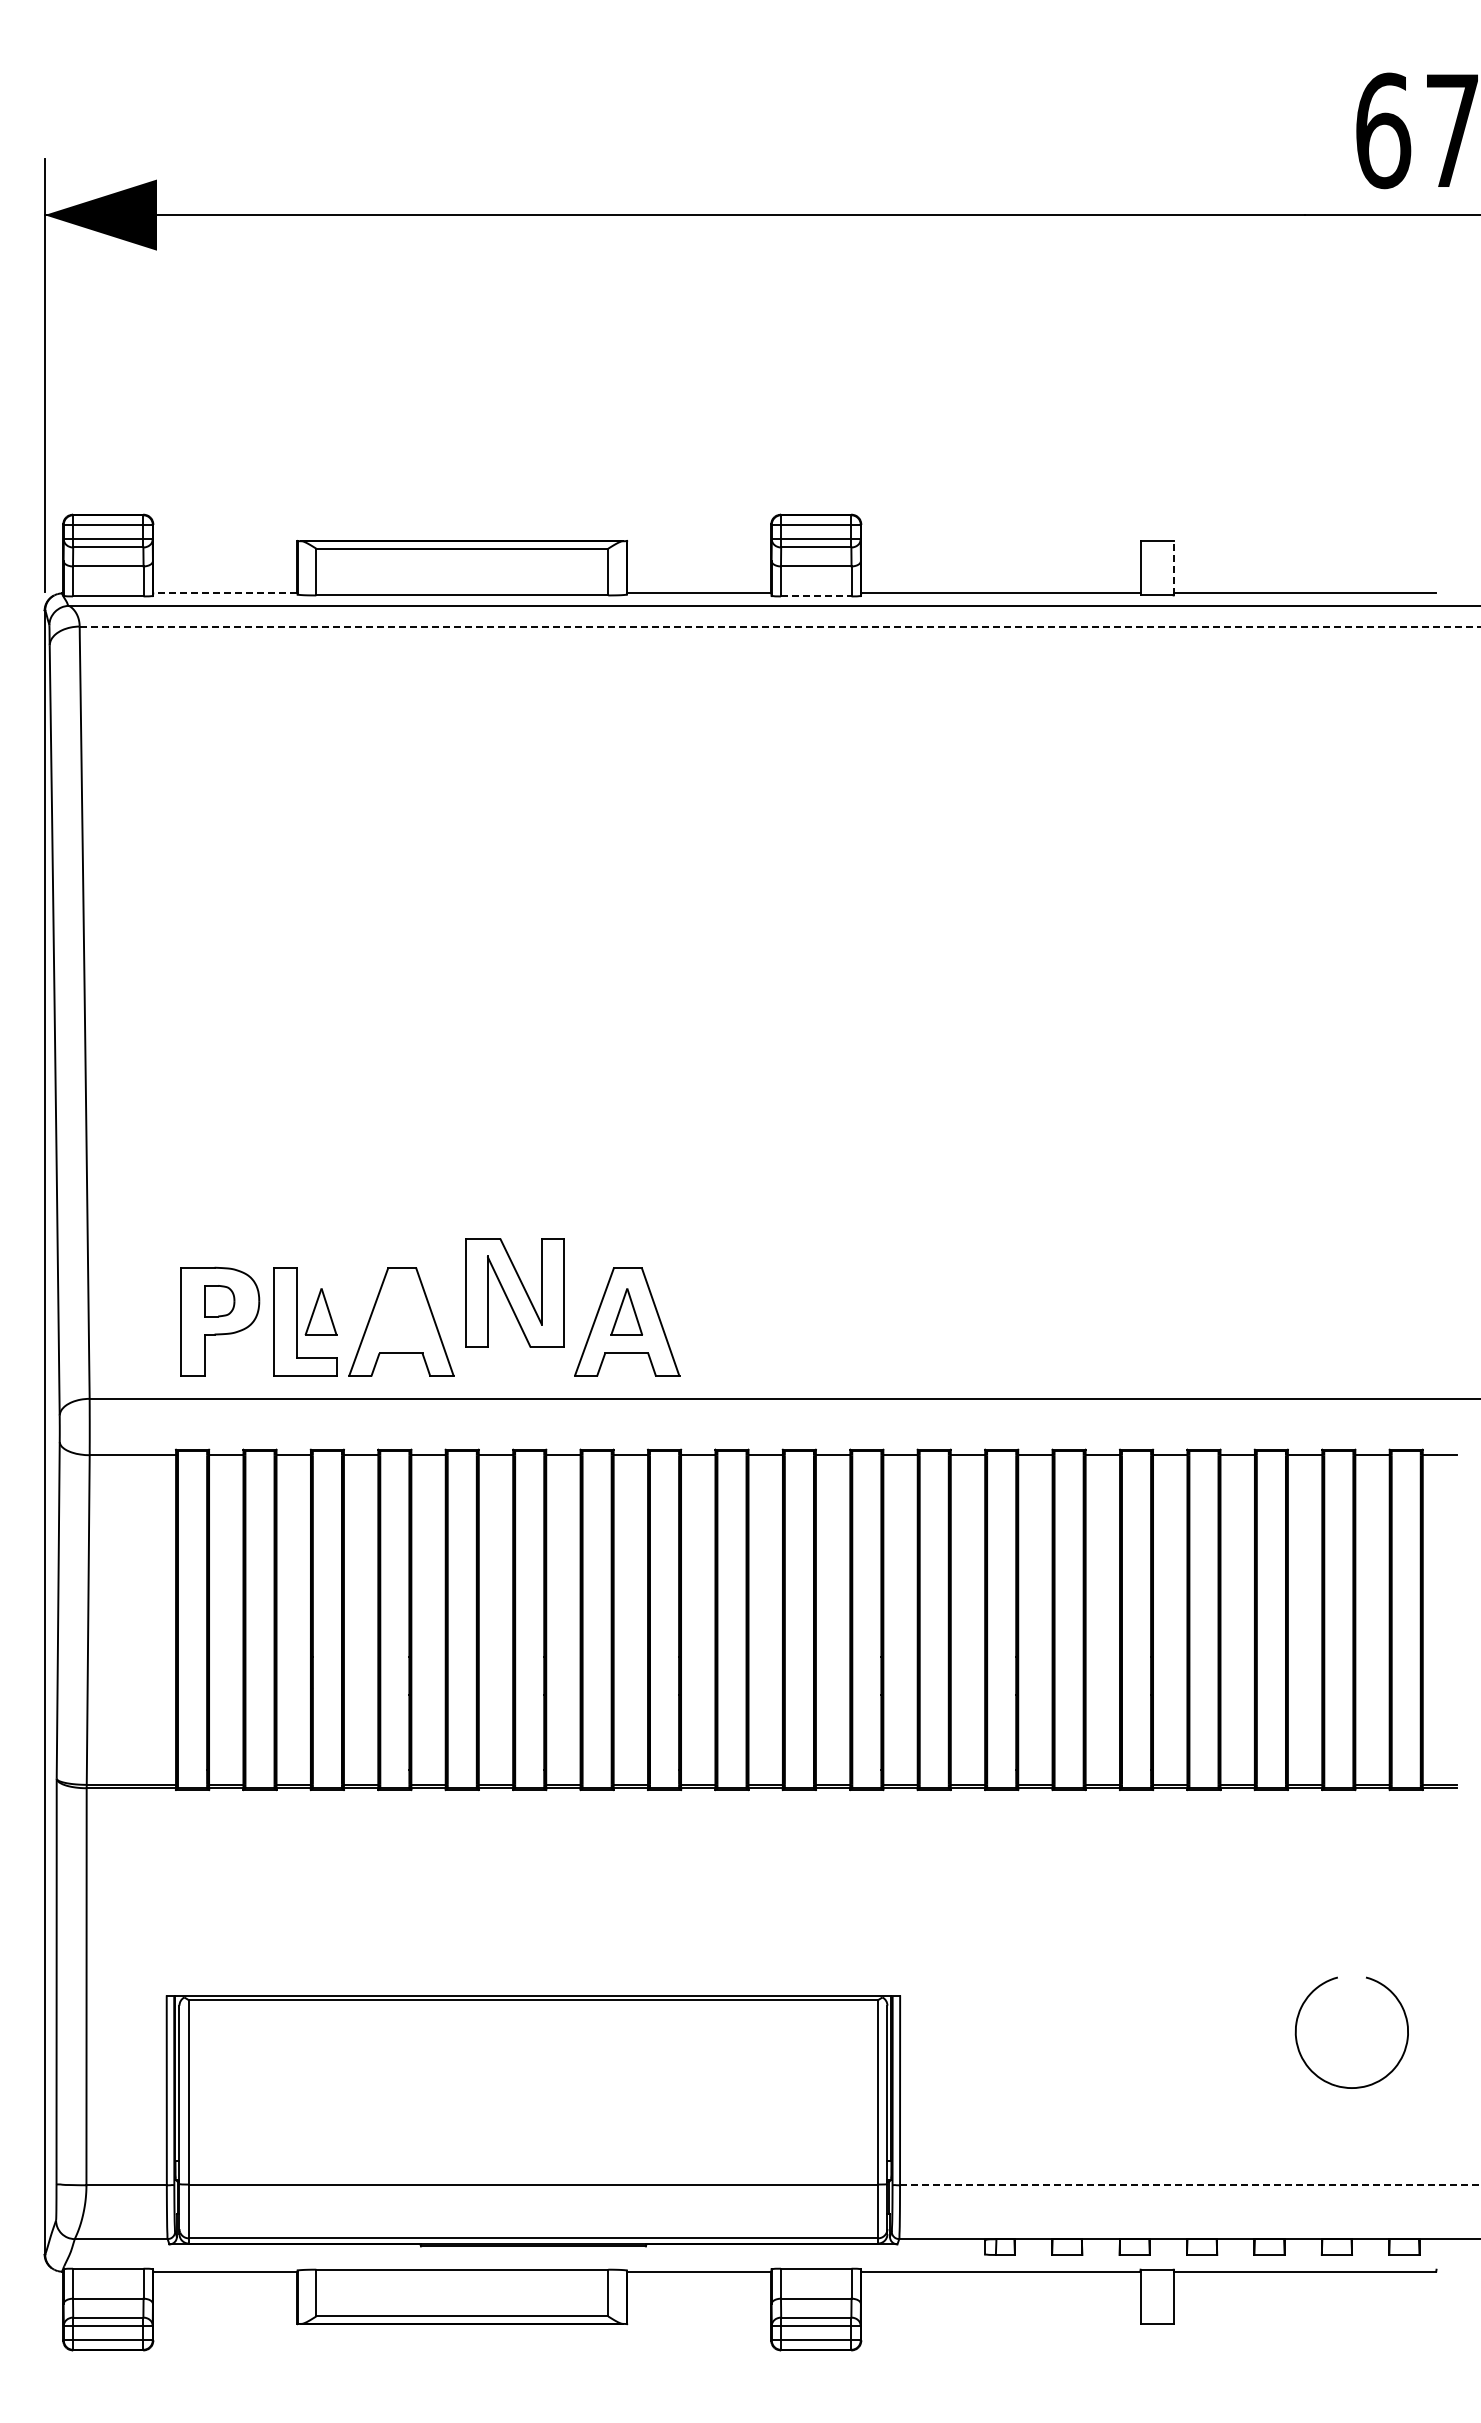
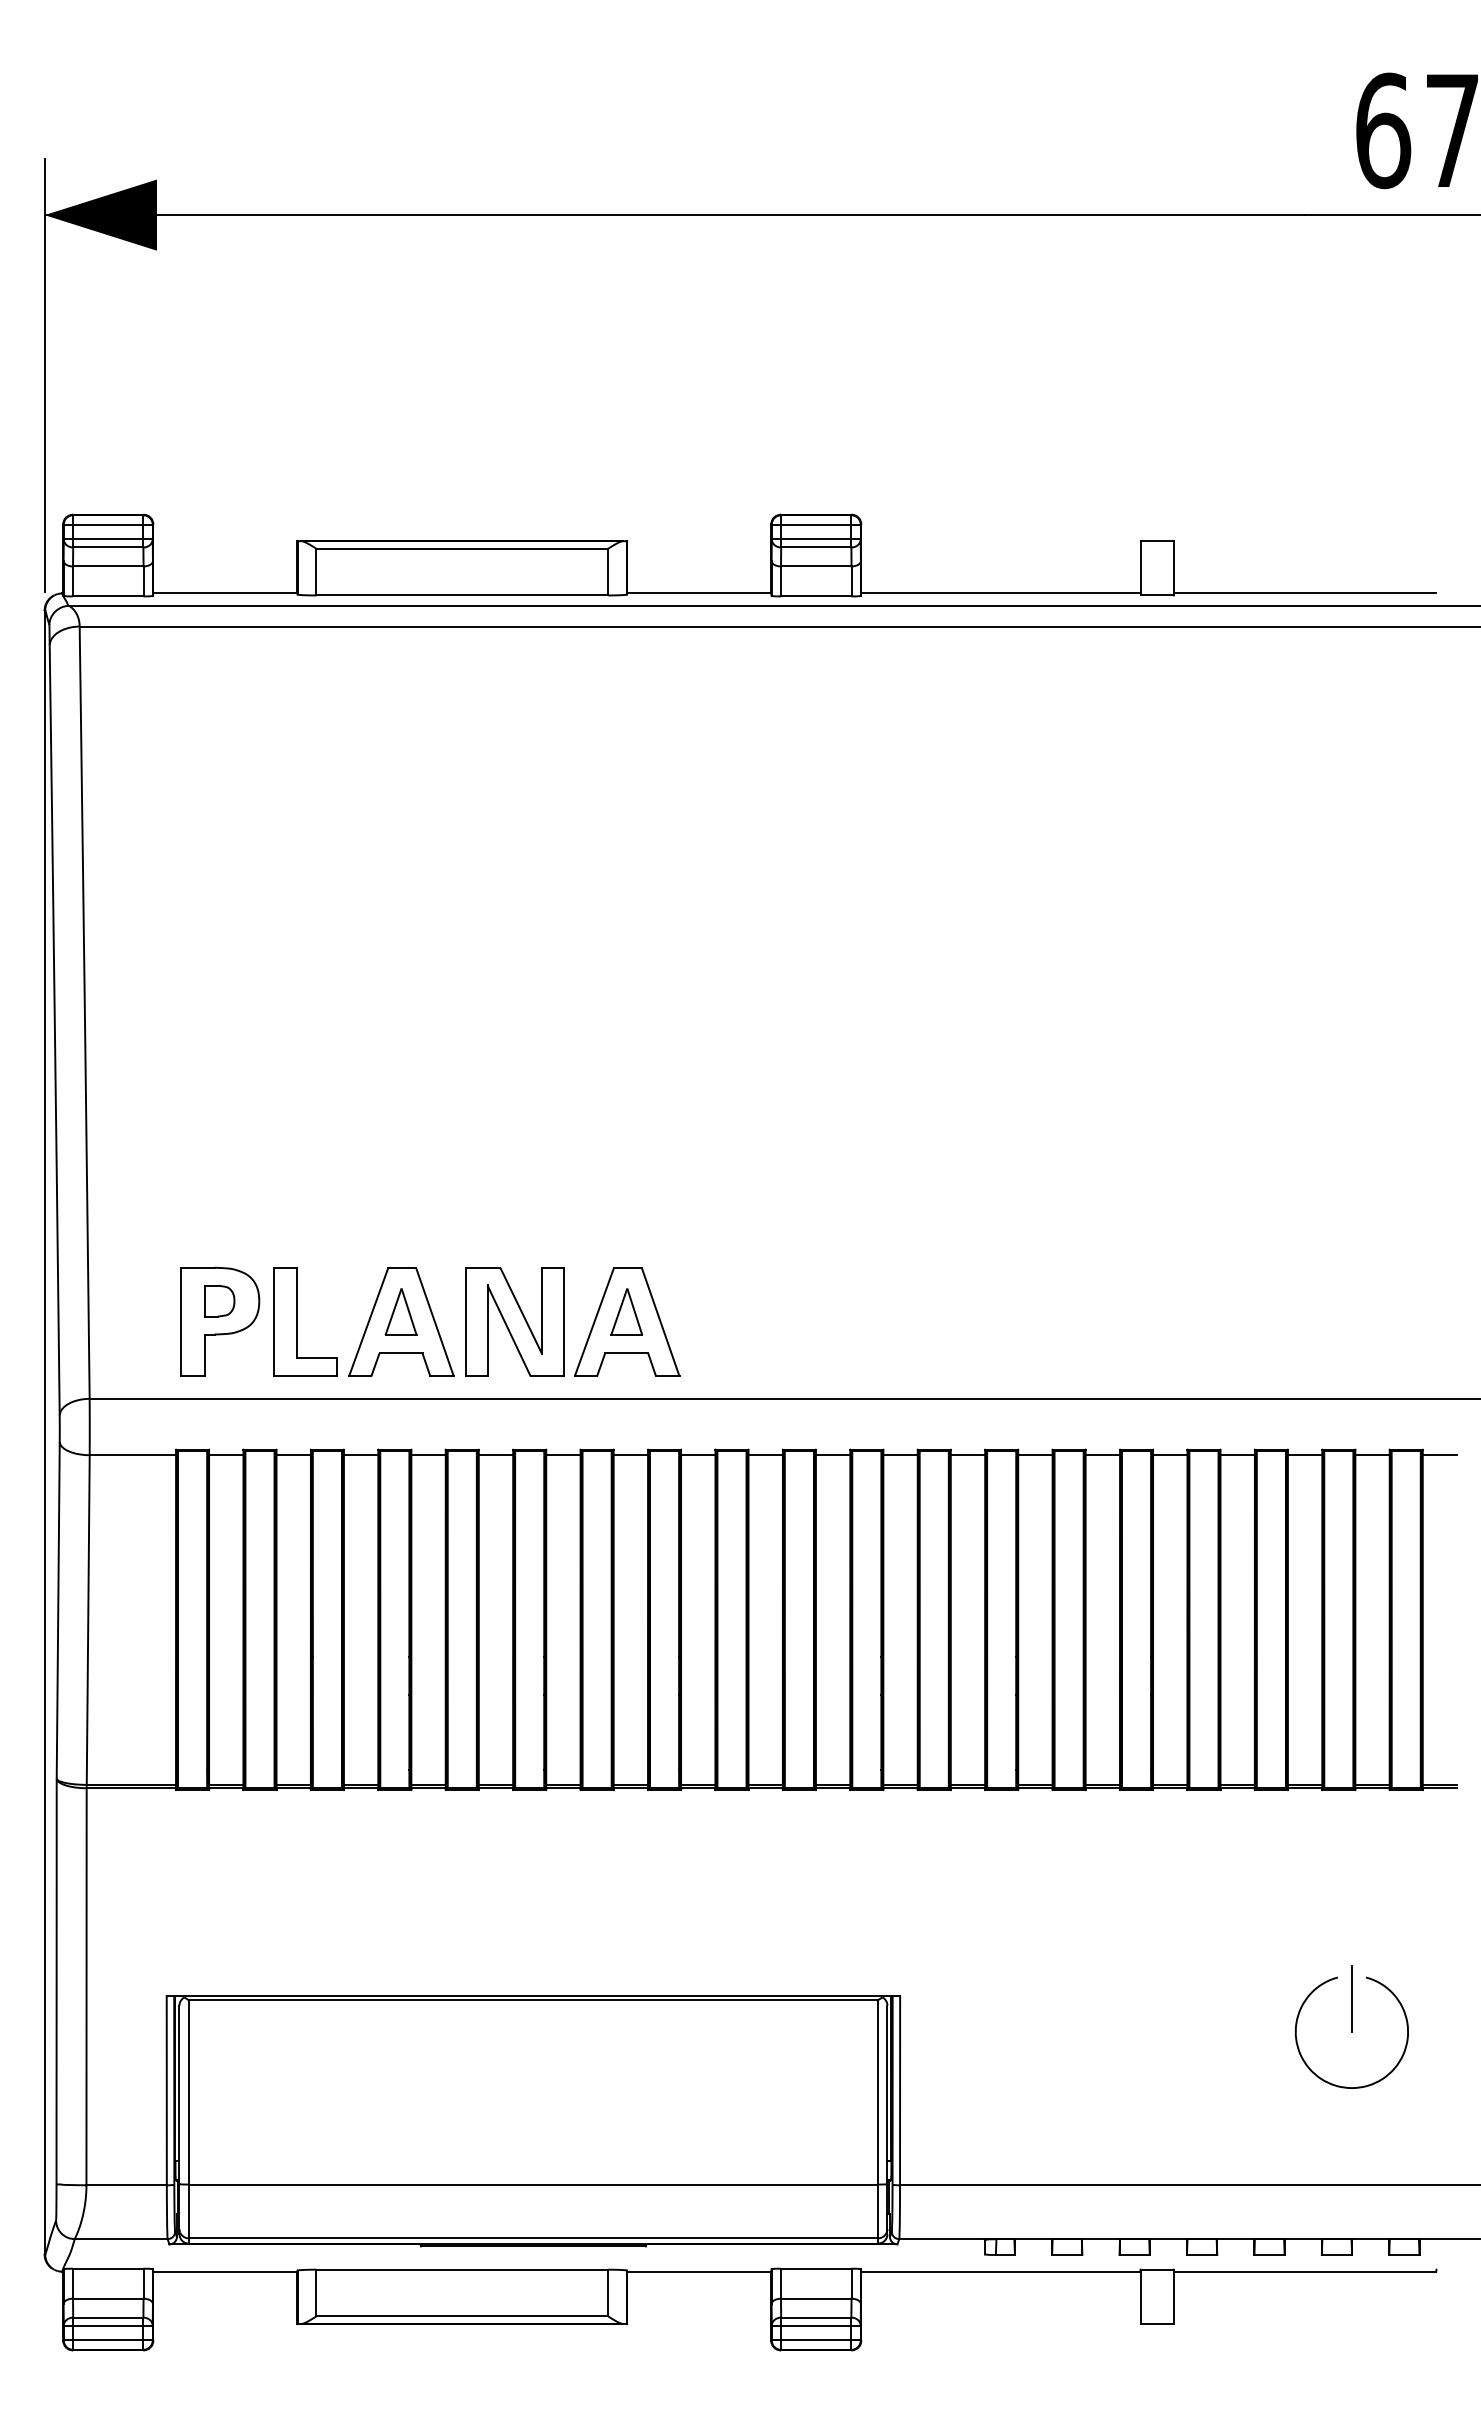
line: dashed -> solid (1173, 567)
line: dashed -> solid (224, 593)
line: dashed -> solid (816, 596)
line: dashed -> solid (780, 626)
part position: (514, 1292) -> (514, 1321) (514, 1321)
part position: (320, 1311) -> (400, 1311) (400, 1311)
line: none -> present (1351, 1998)
line: dashed -> solid (1190, 2185)
